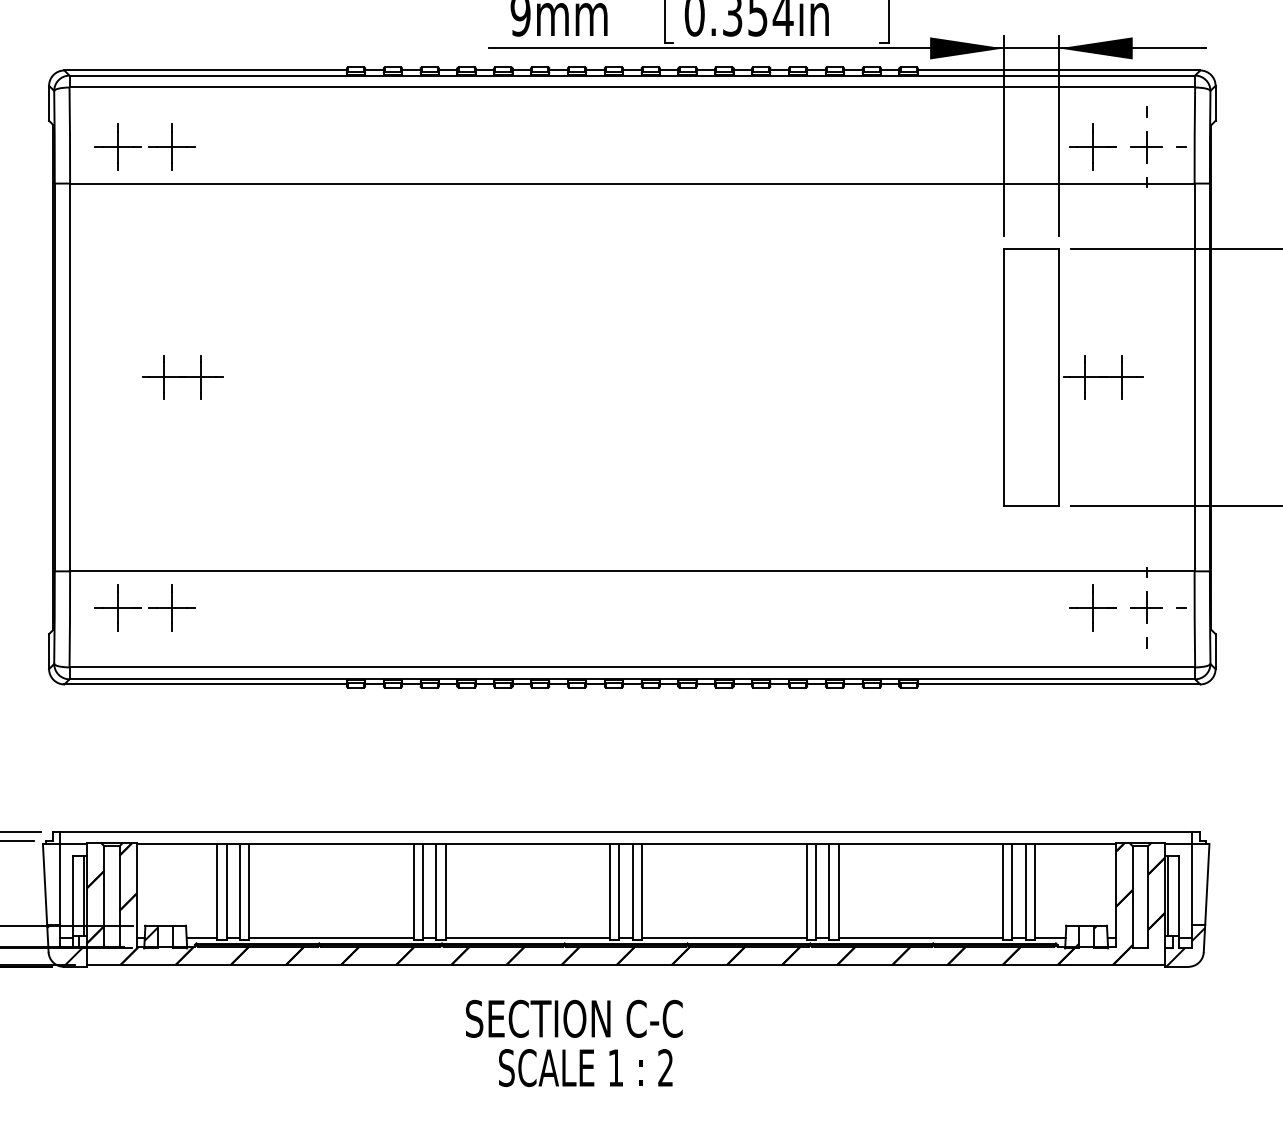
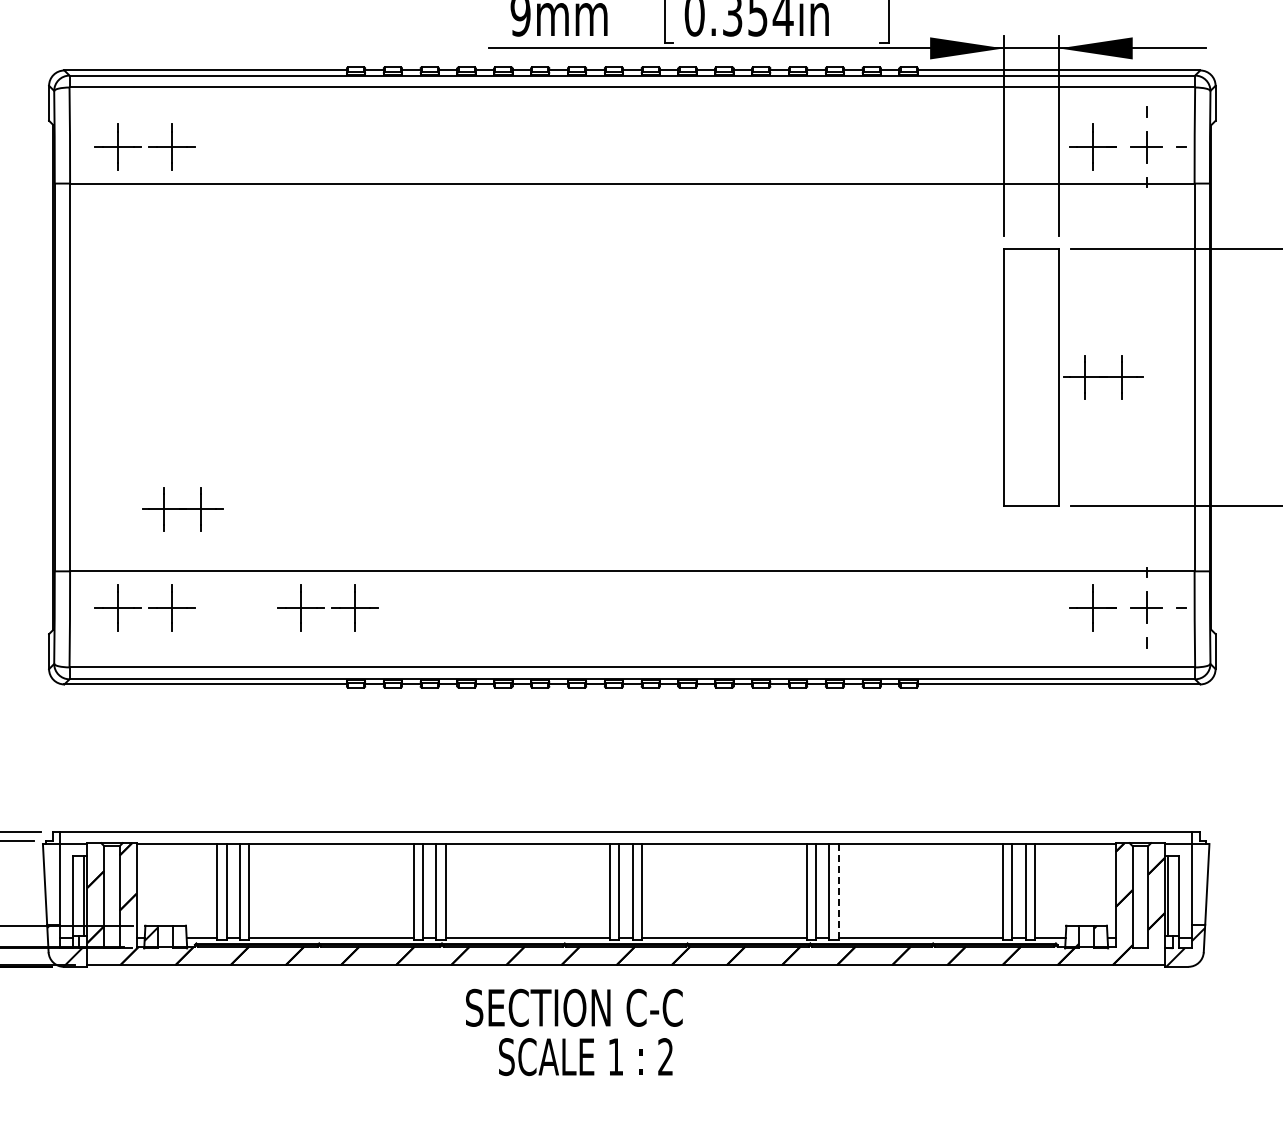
part position: (182, 377) -> (182, 509) (182, 509)
part: none -> present (327, 607)
line: solid -> dashed (838, 892)
text position: (574, 1043) -> (574, 1032) (574, 1032)
